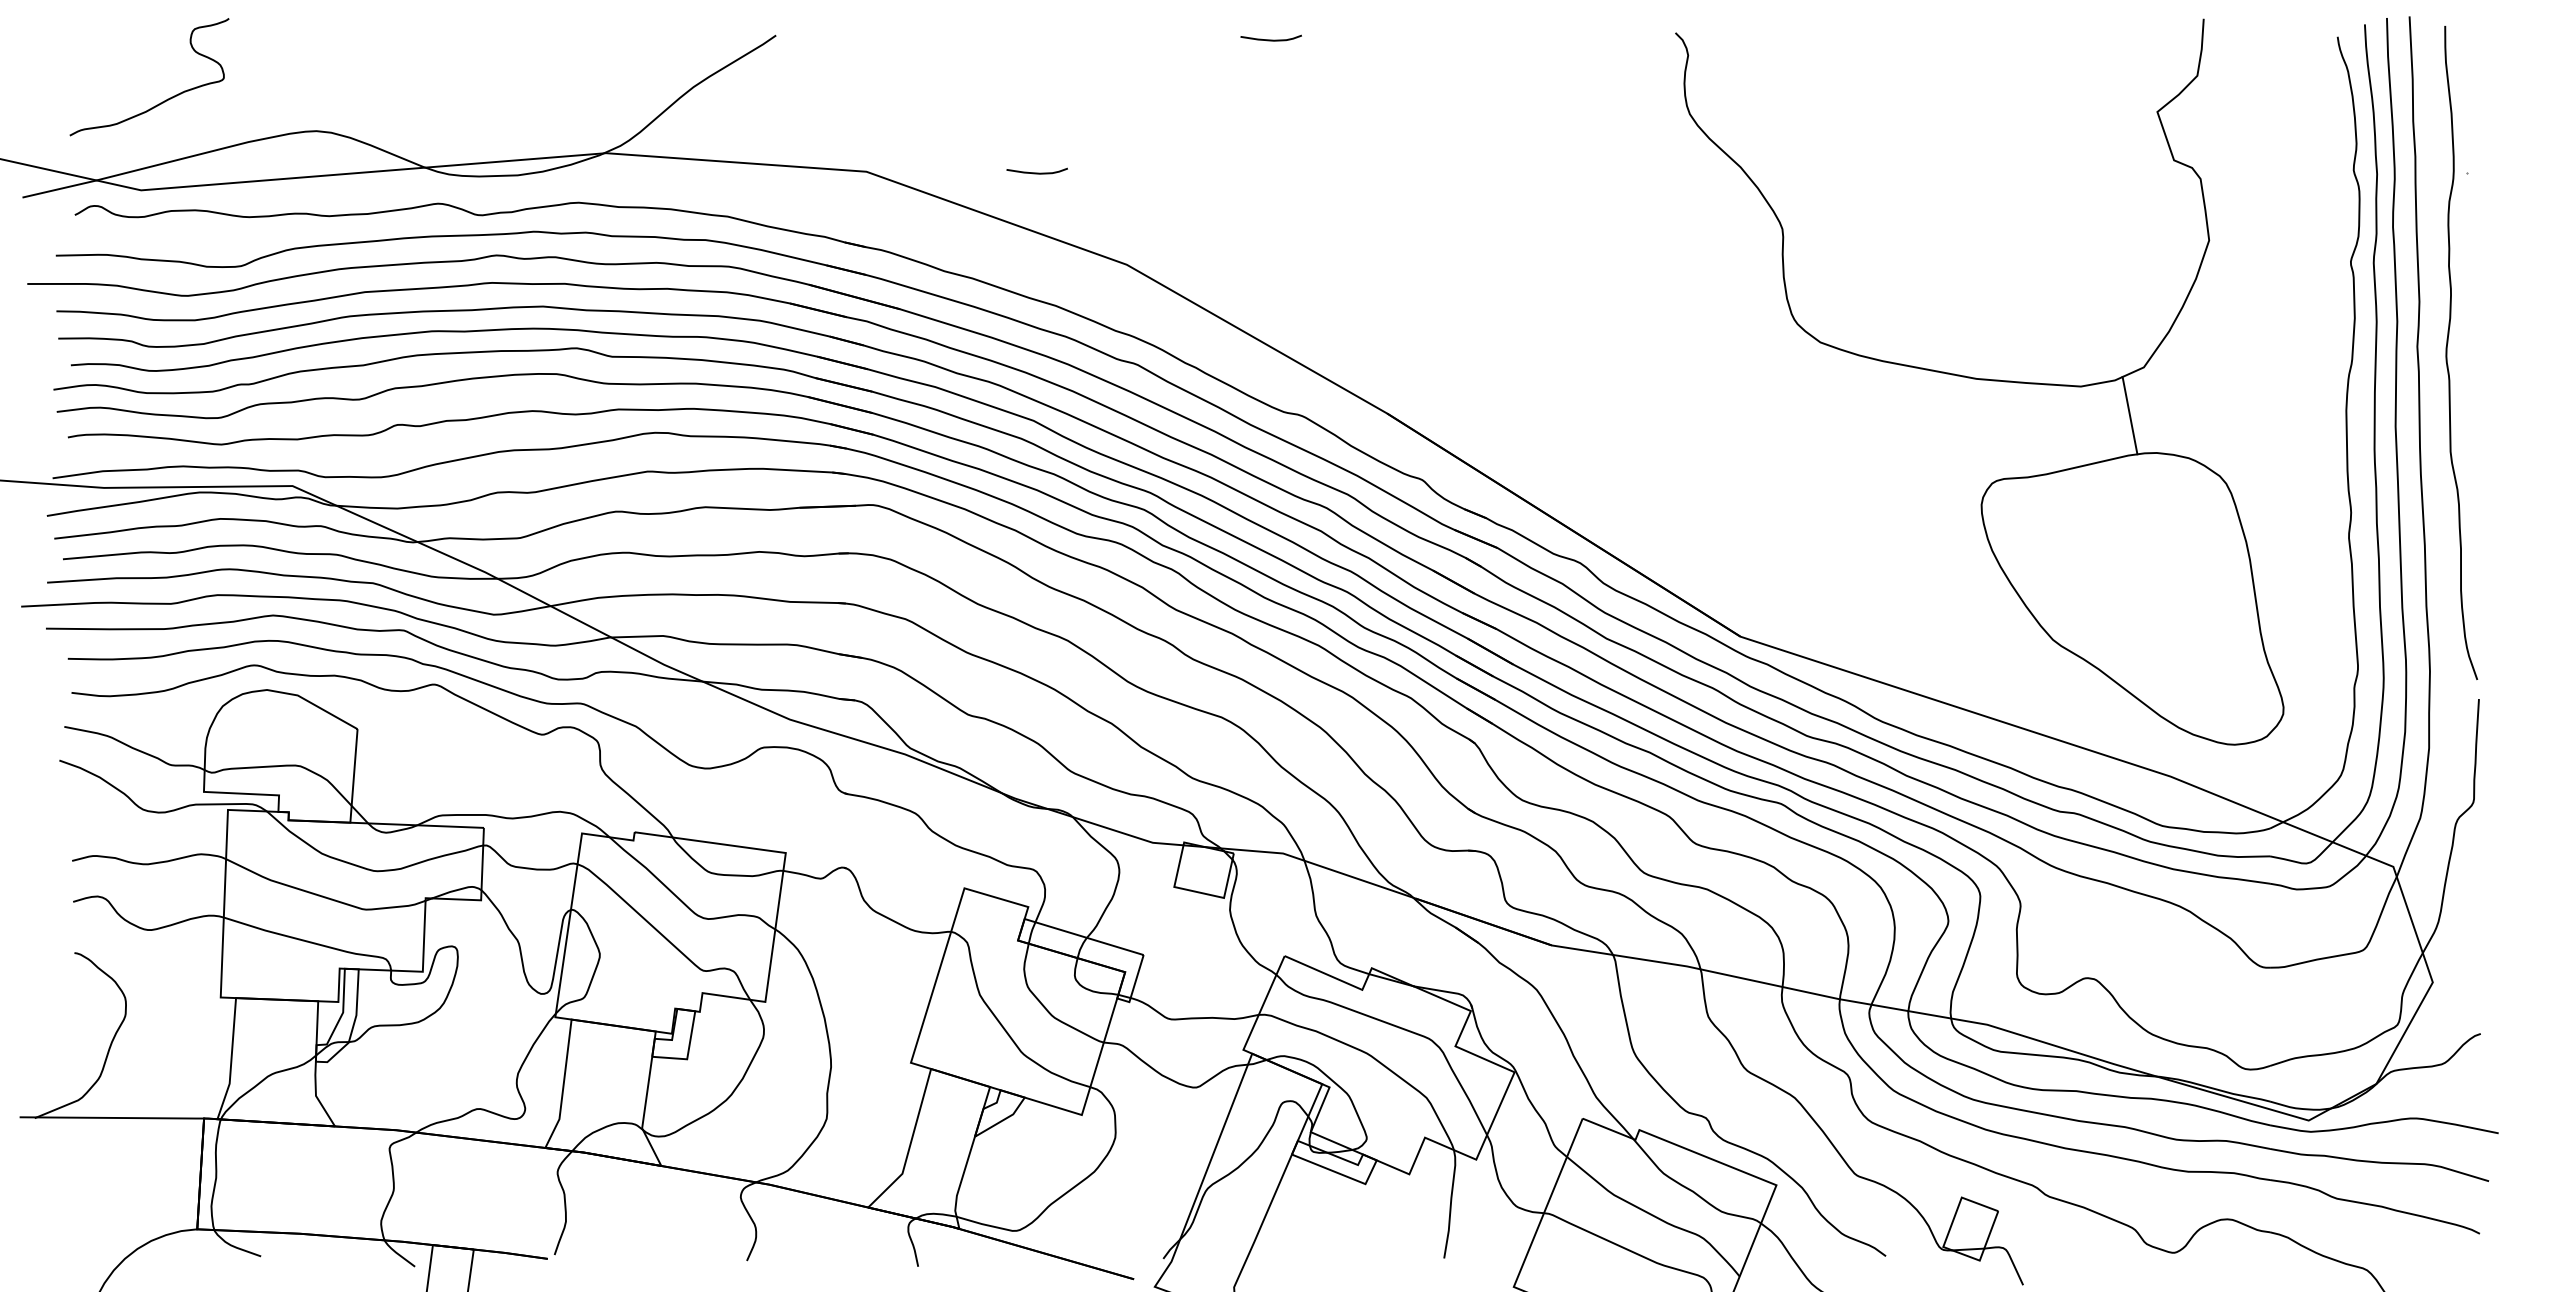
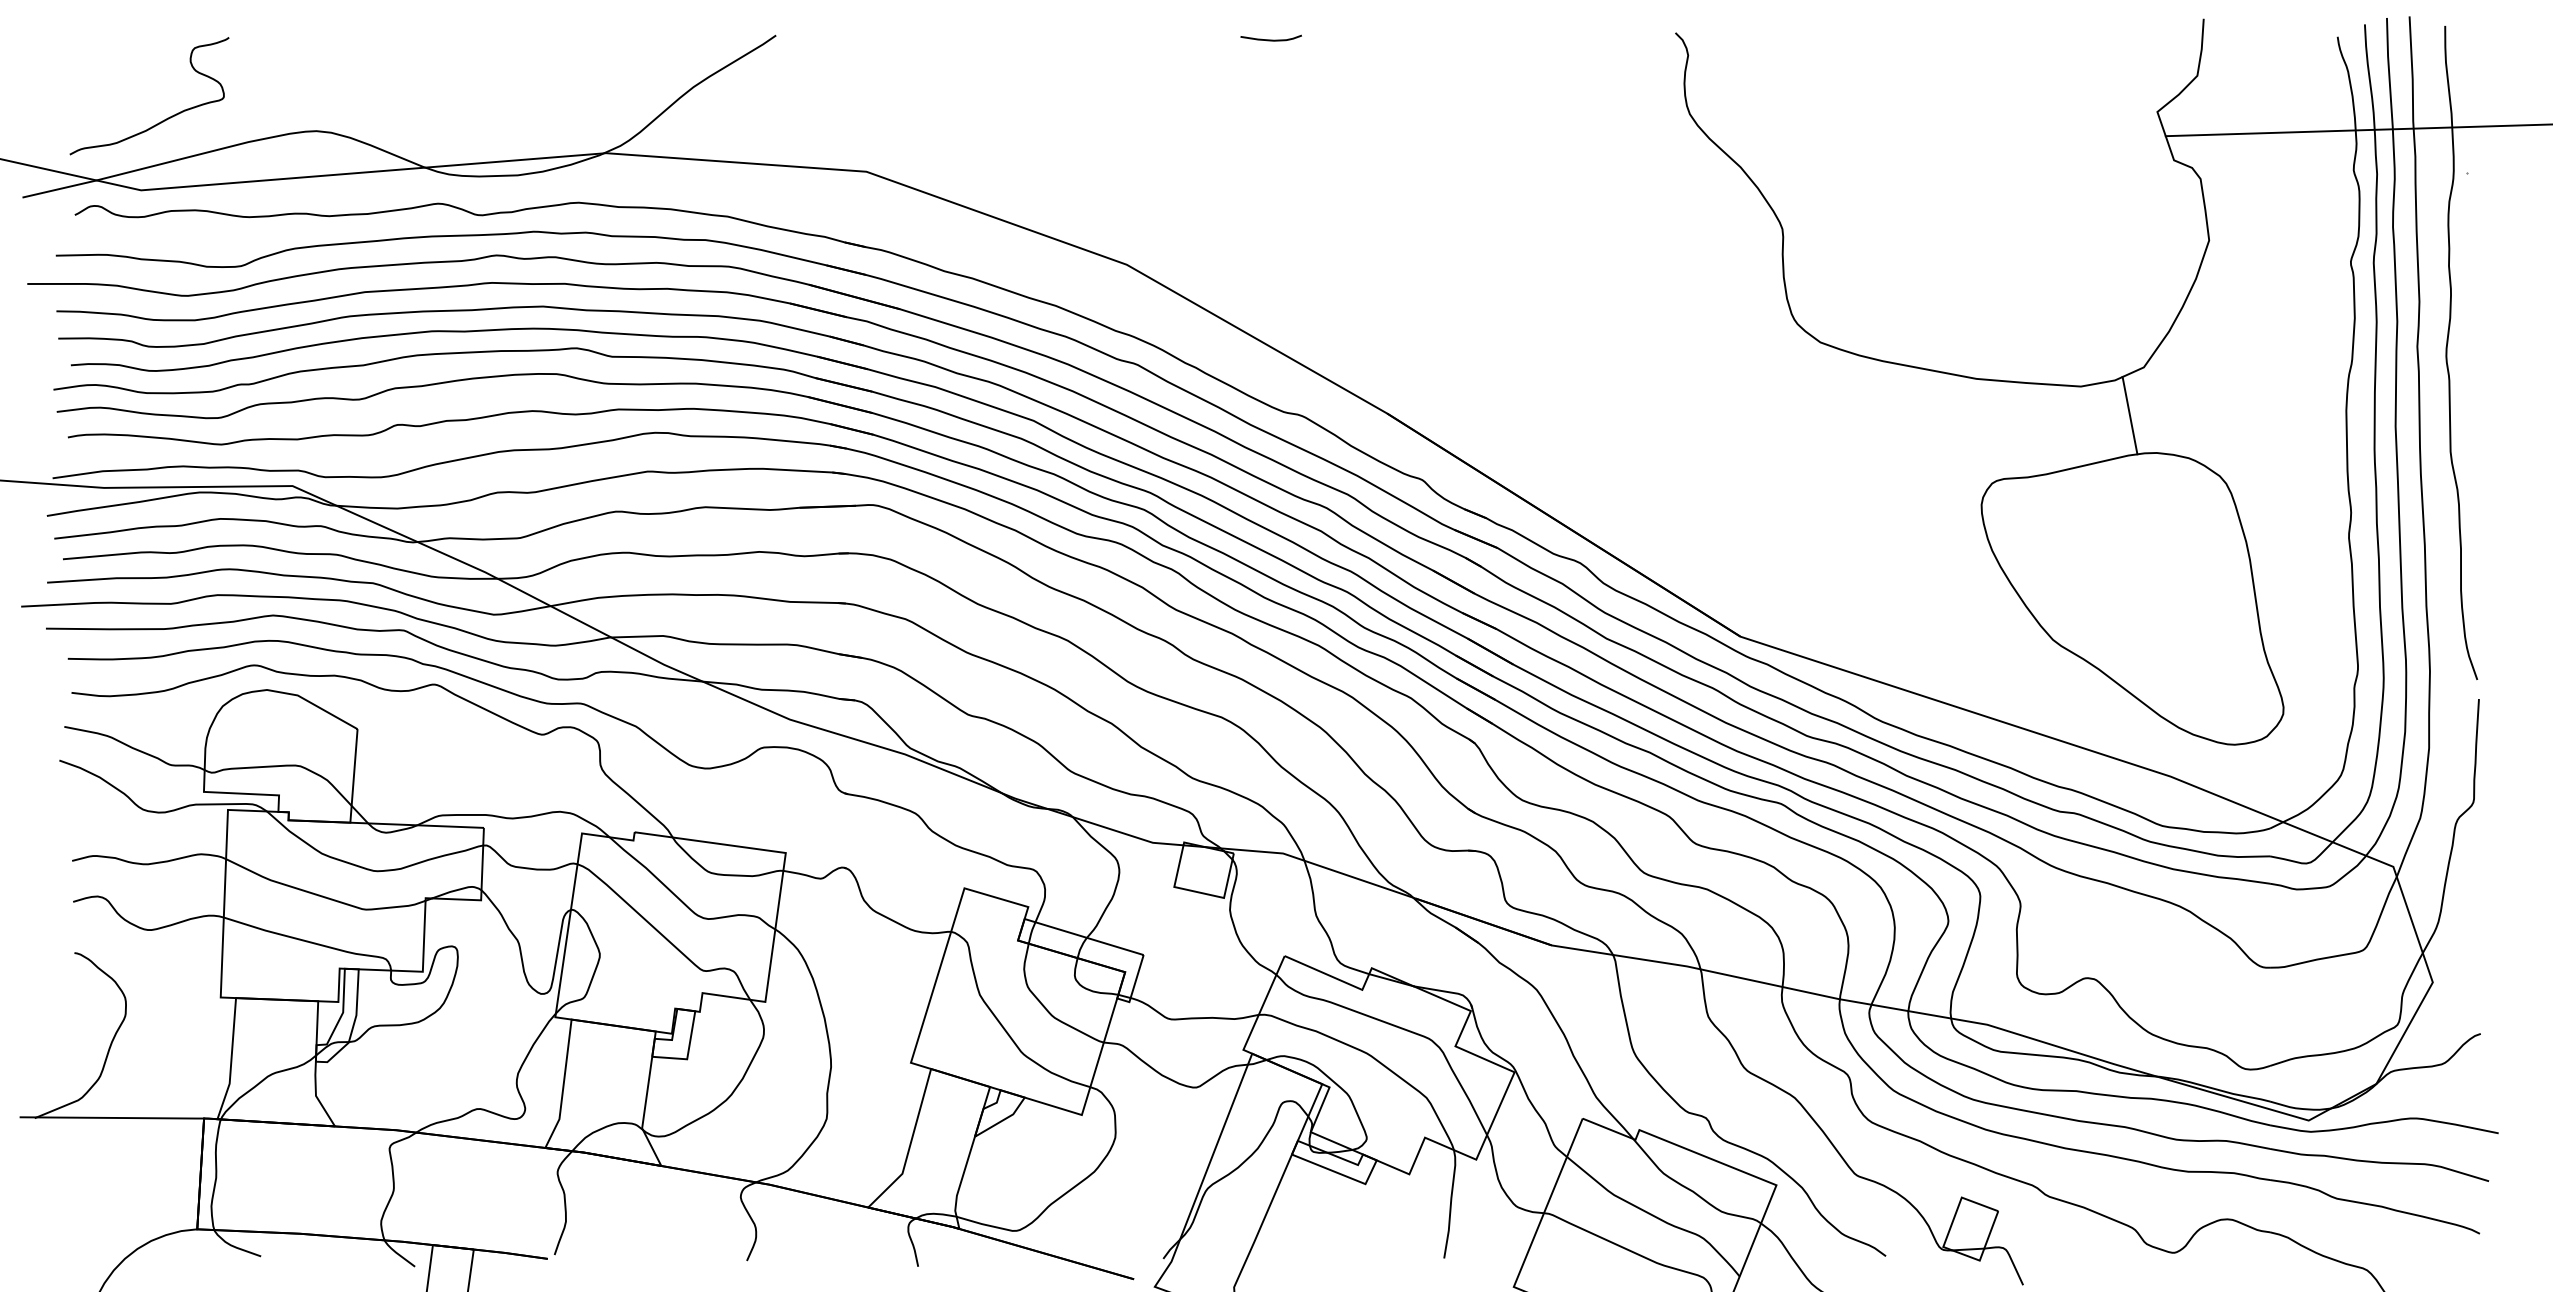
curve position: (162, 101) -> (162, 120) (162, 120)
line: none -> present (2357, 130)
curve: present -> none (1036, 172)
